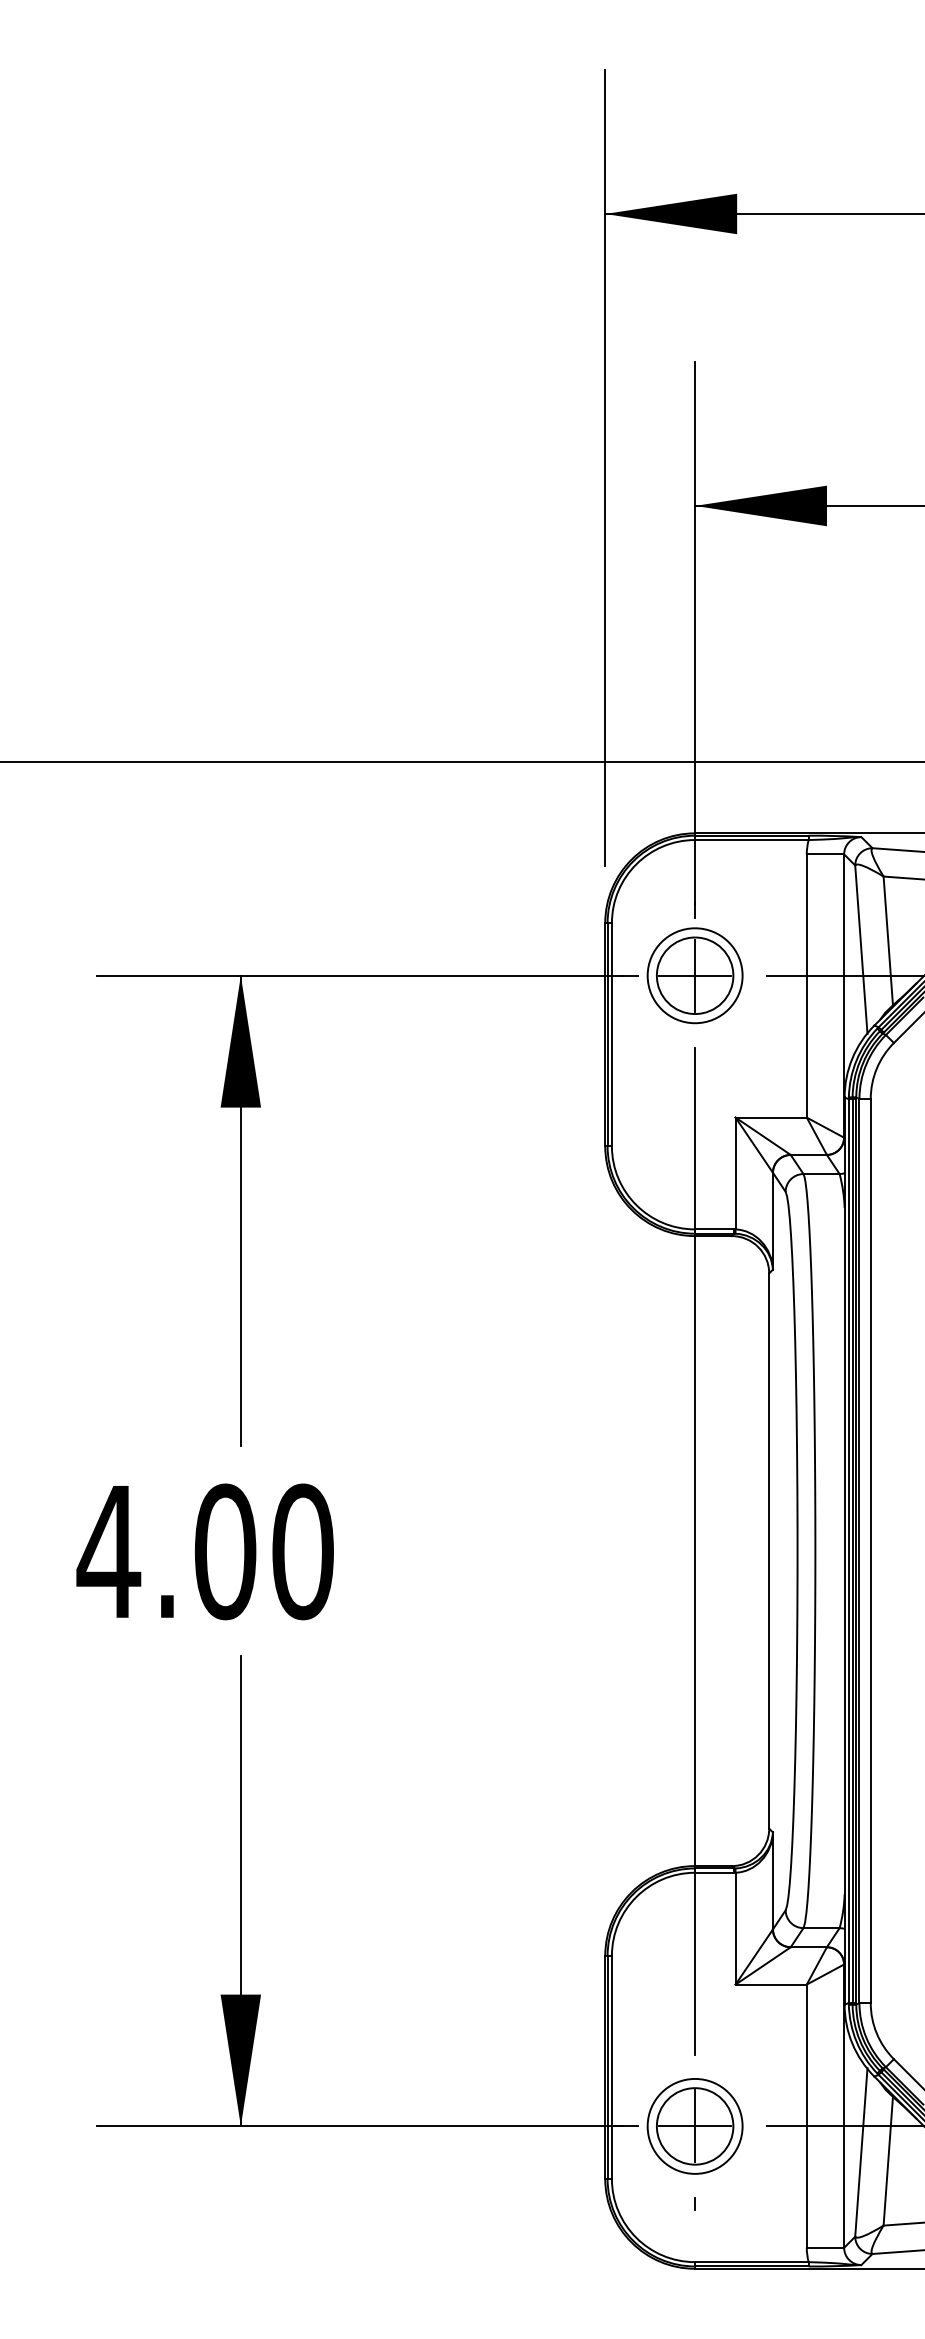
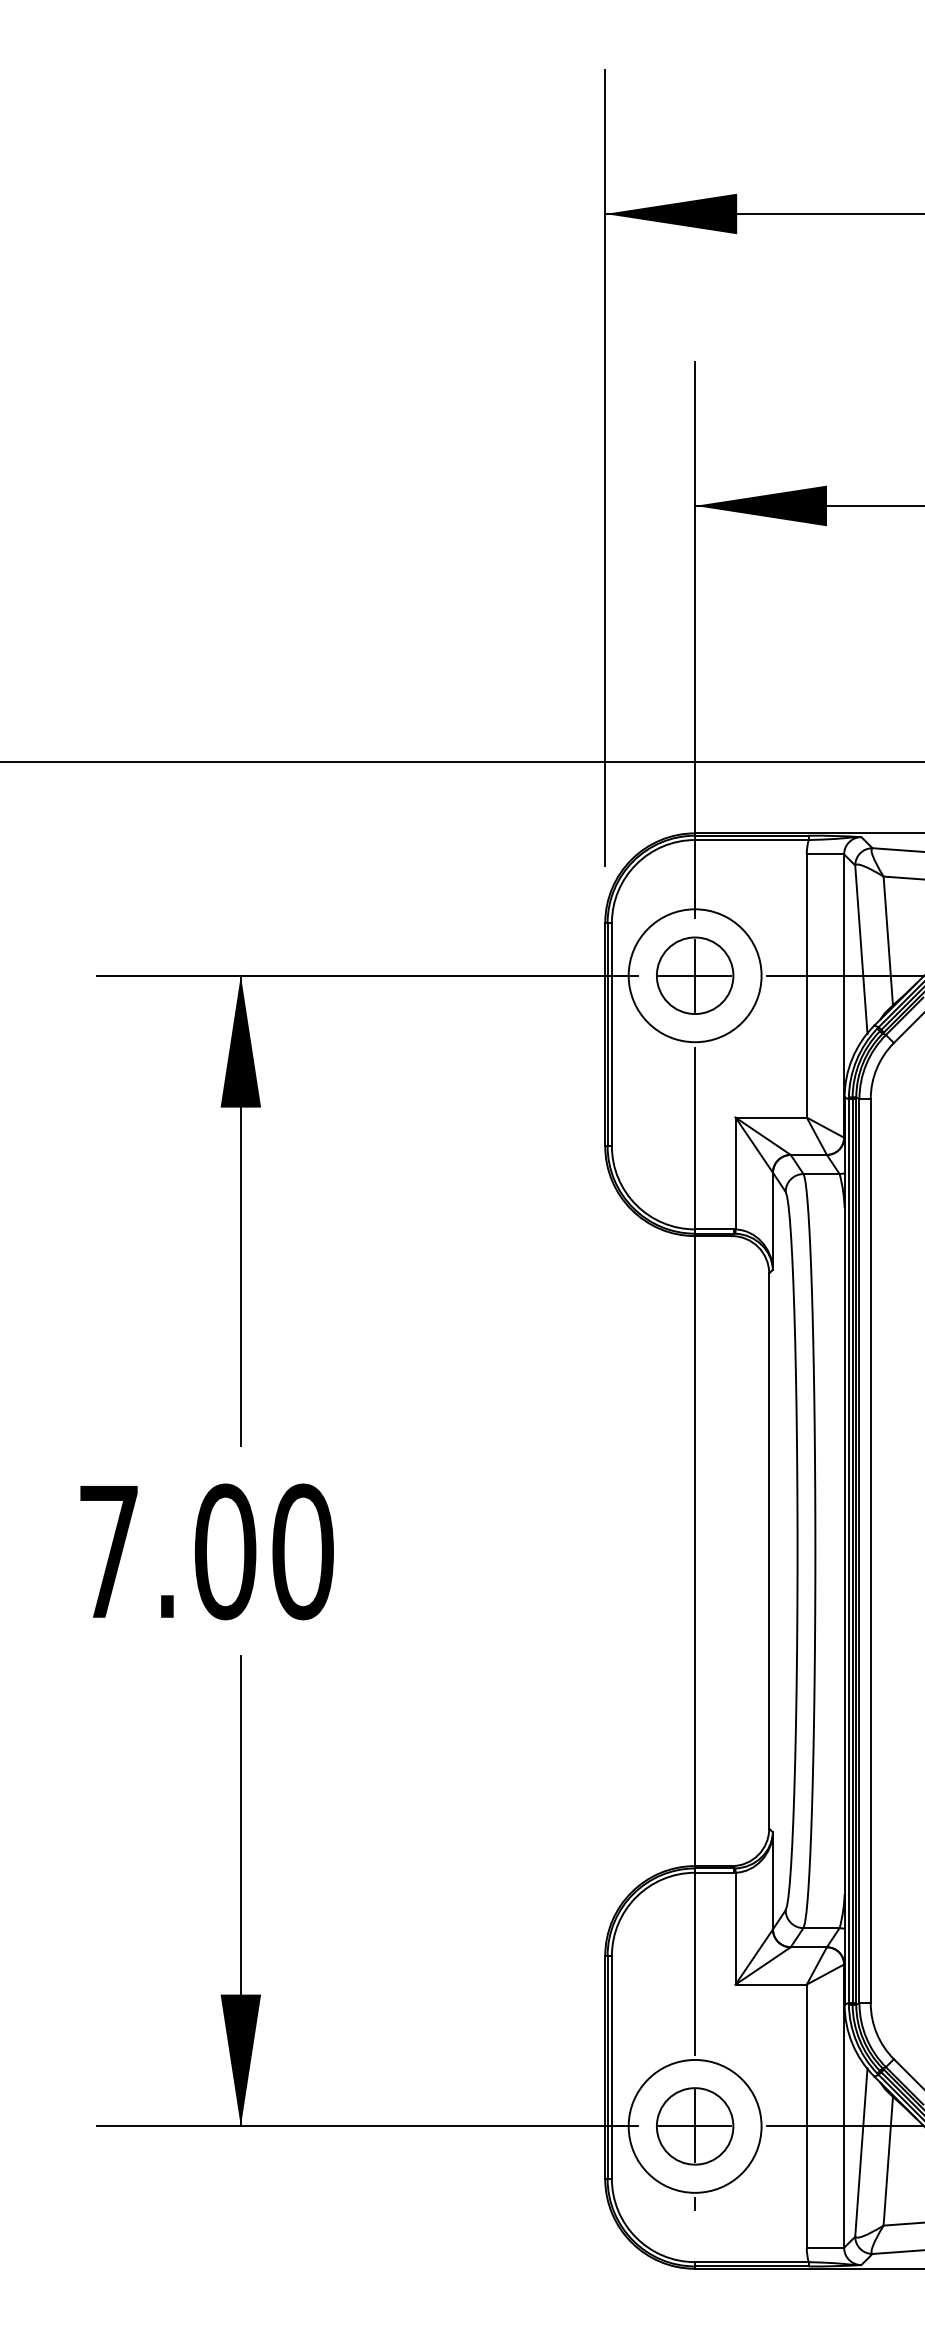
circle diameter: 95 px -> 133 px (694, 975)
text: 4.00 -> 7.00 (108, 1551)
circle diameter: 95 px -> 133 px (694, 2125)
